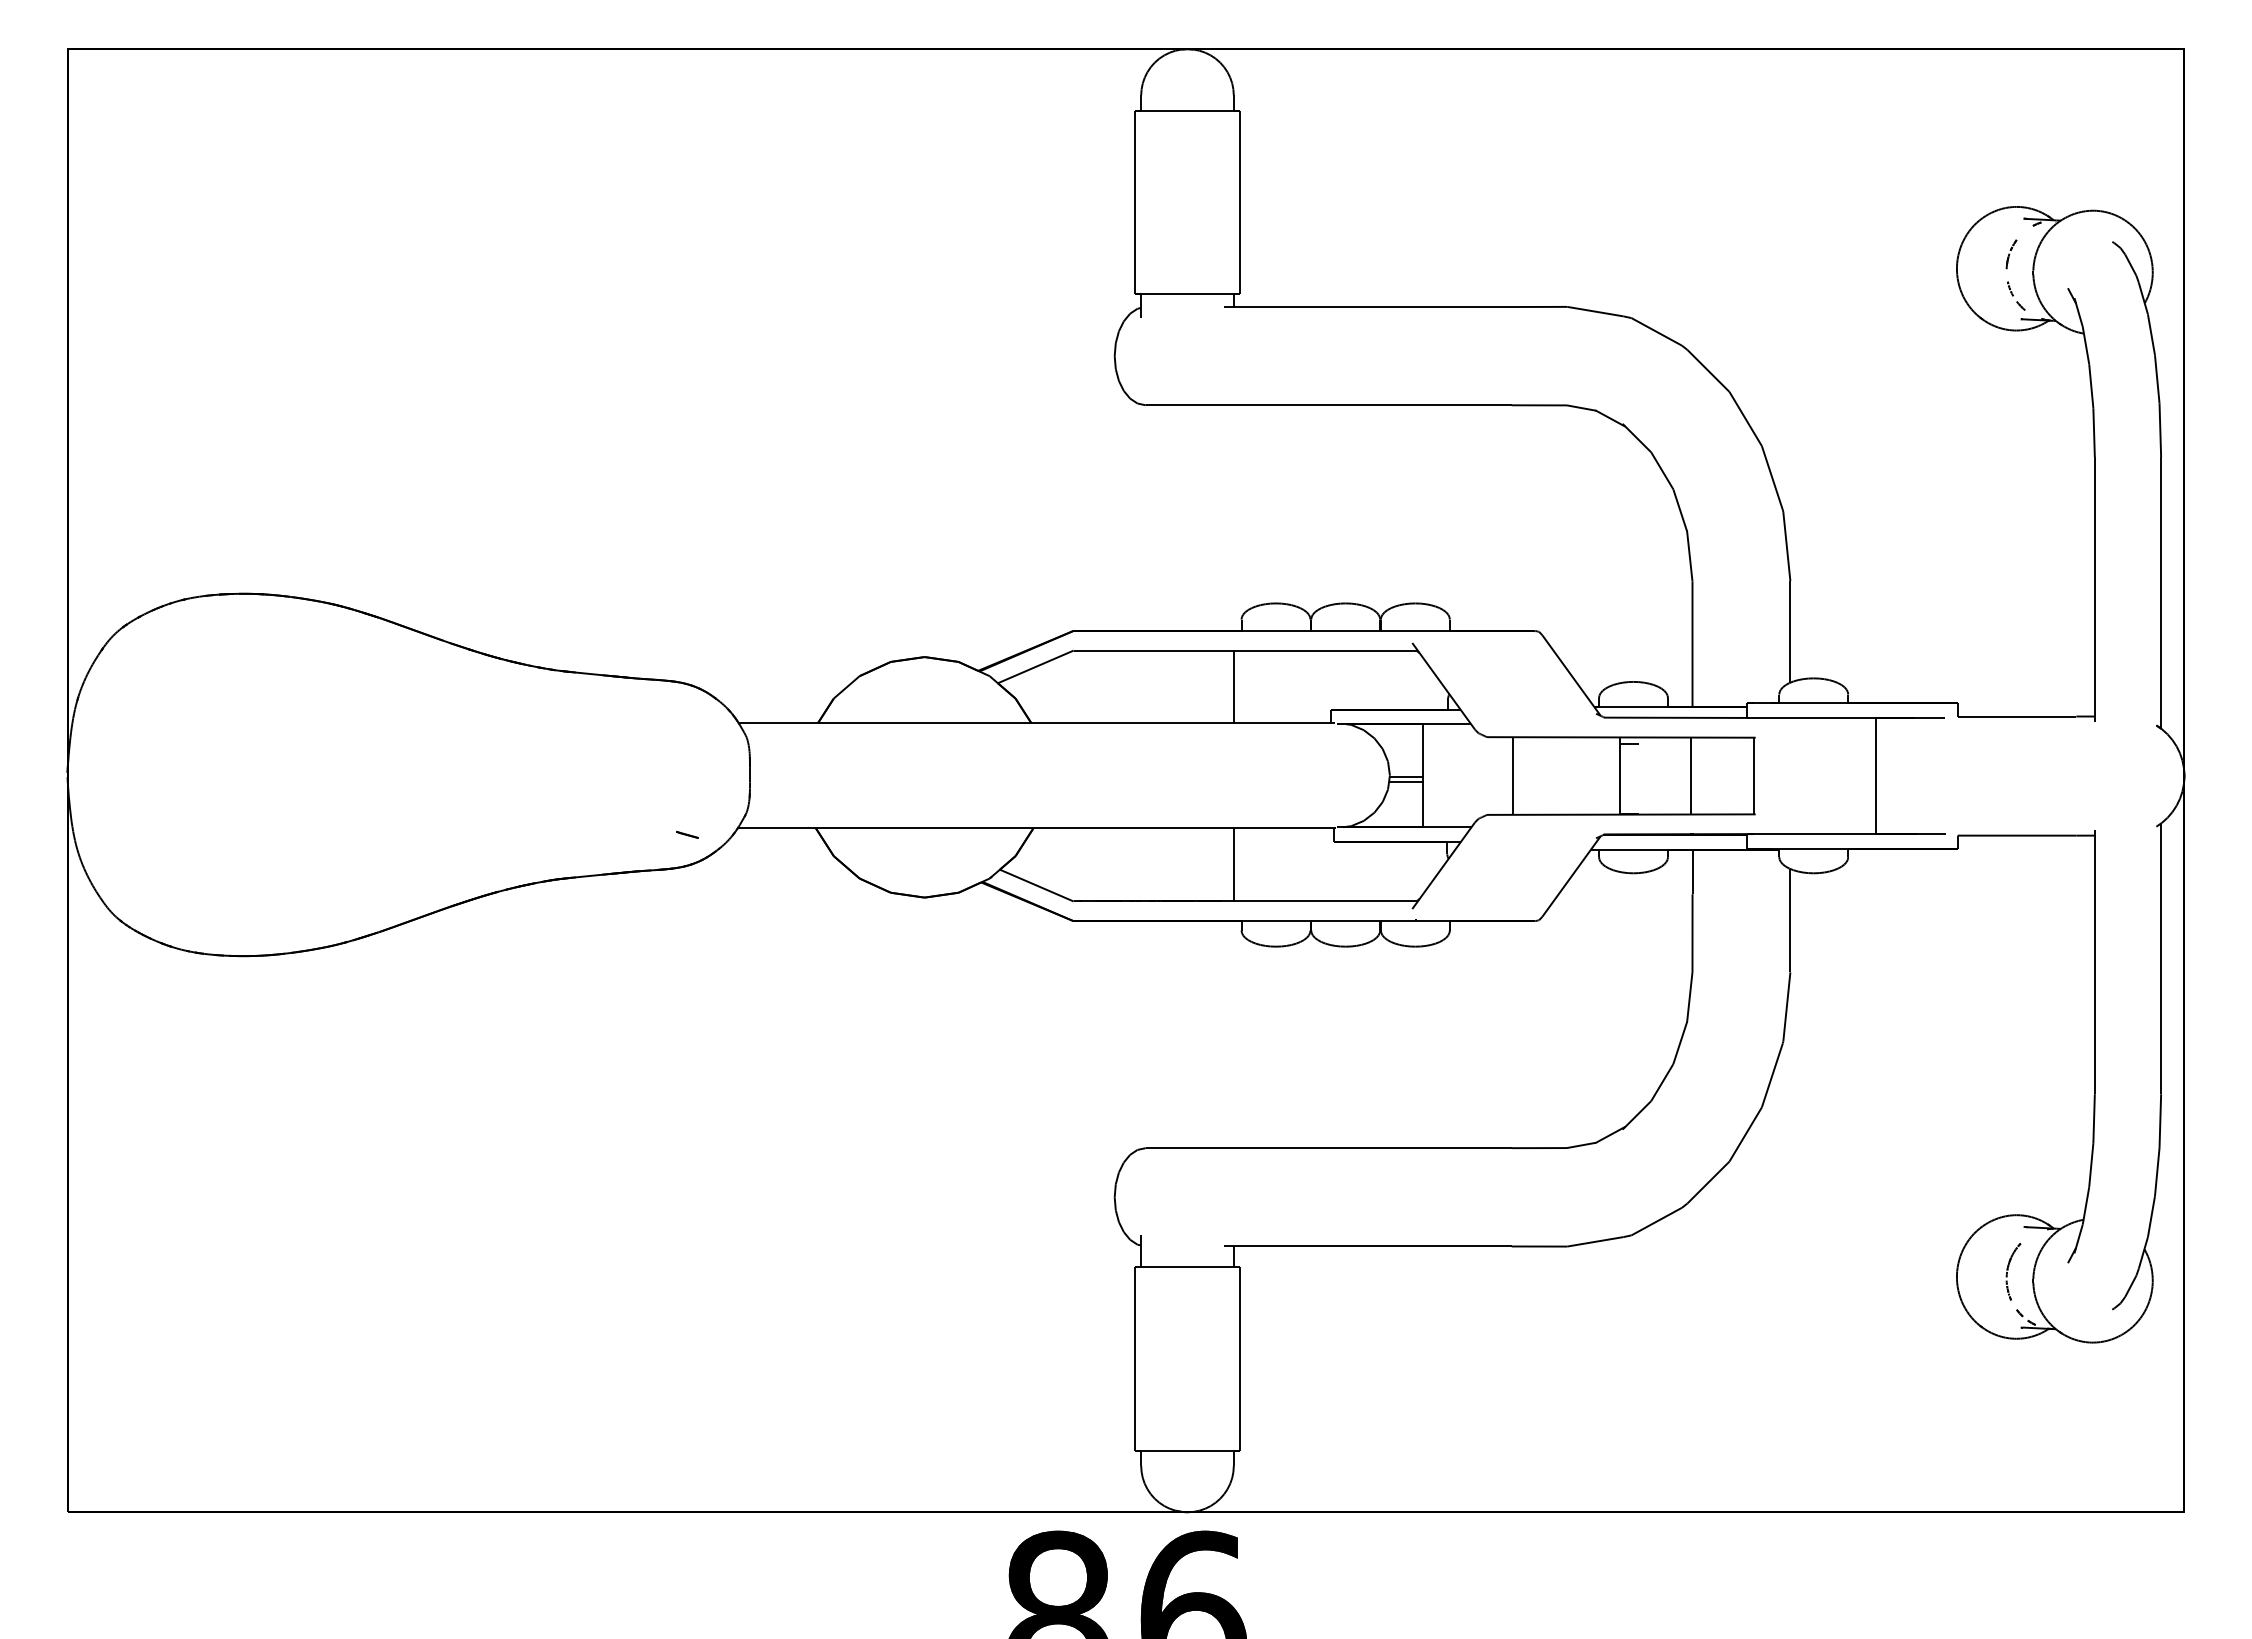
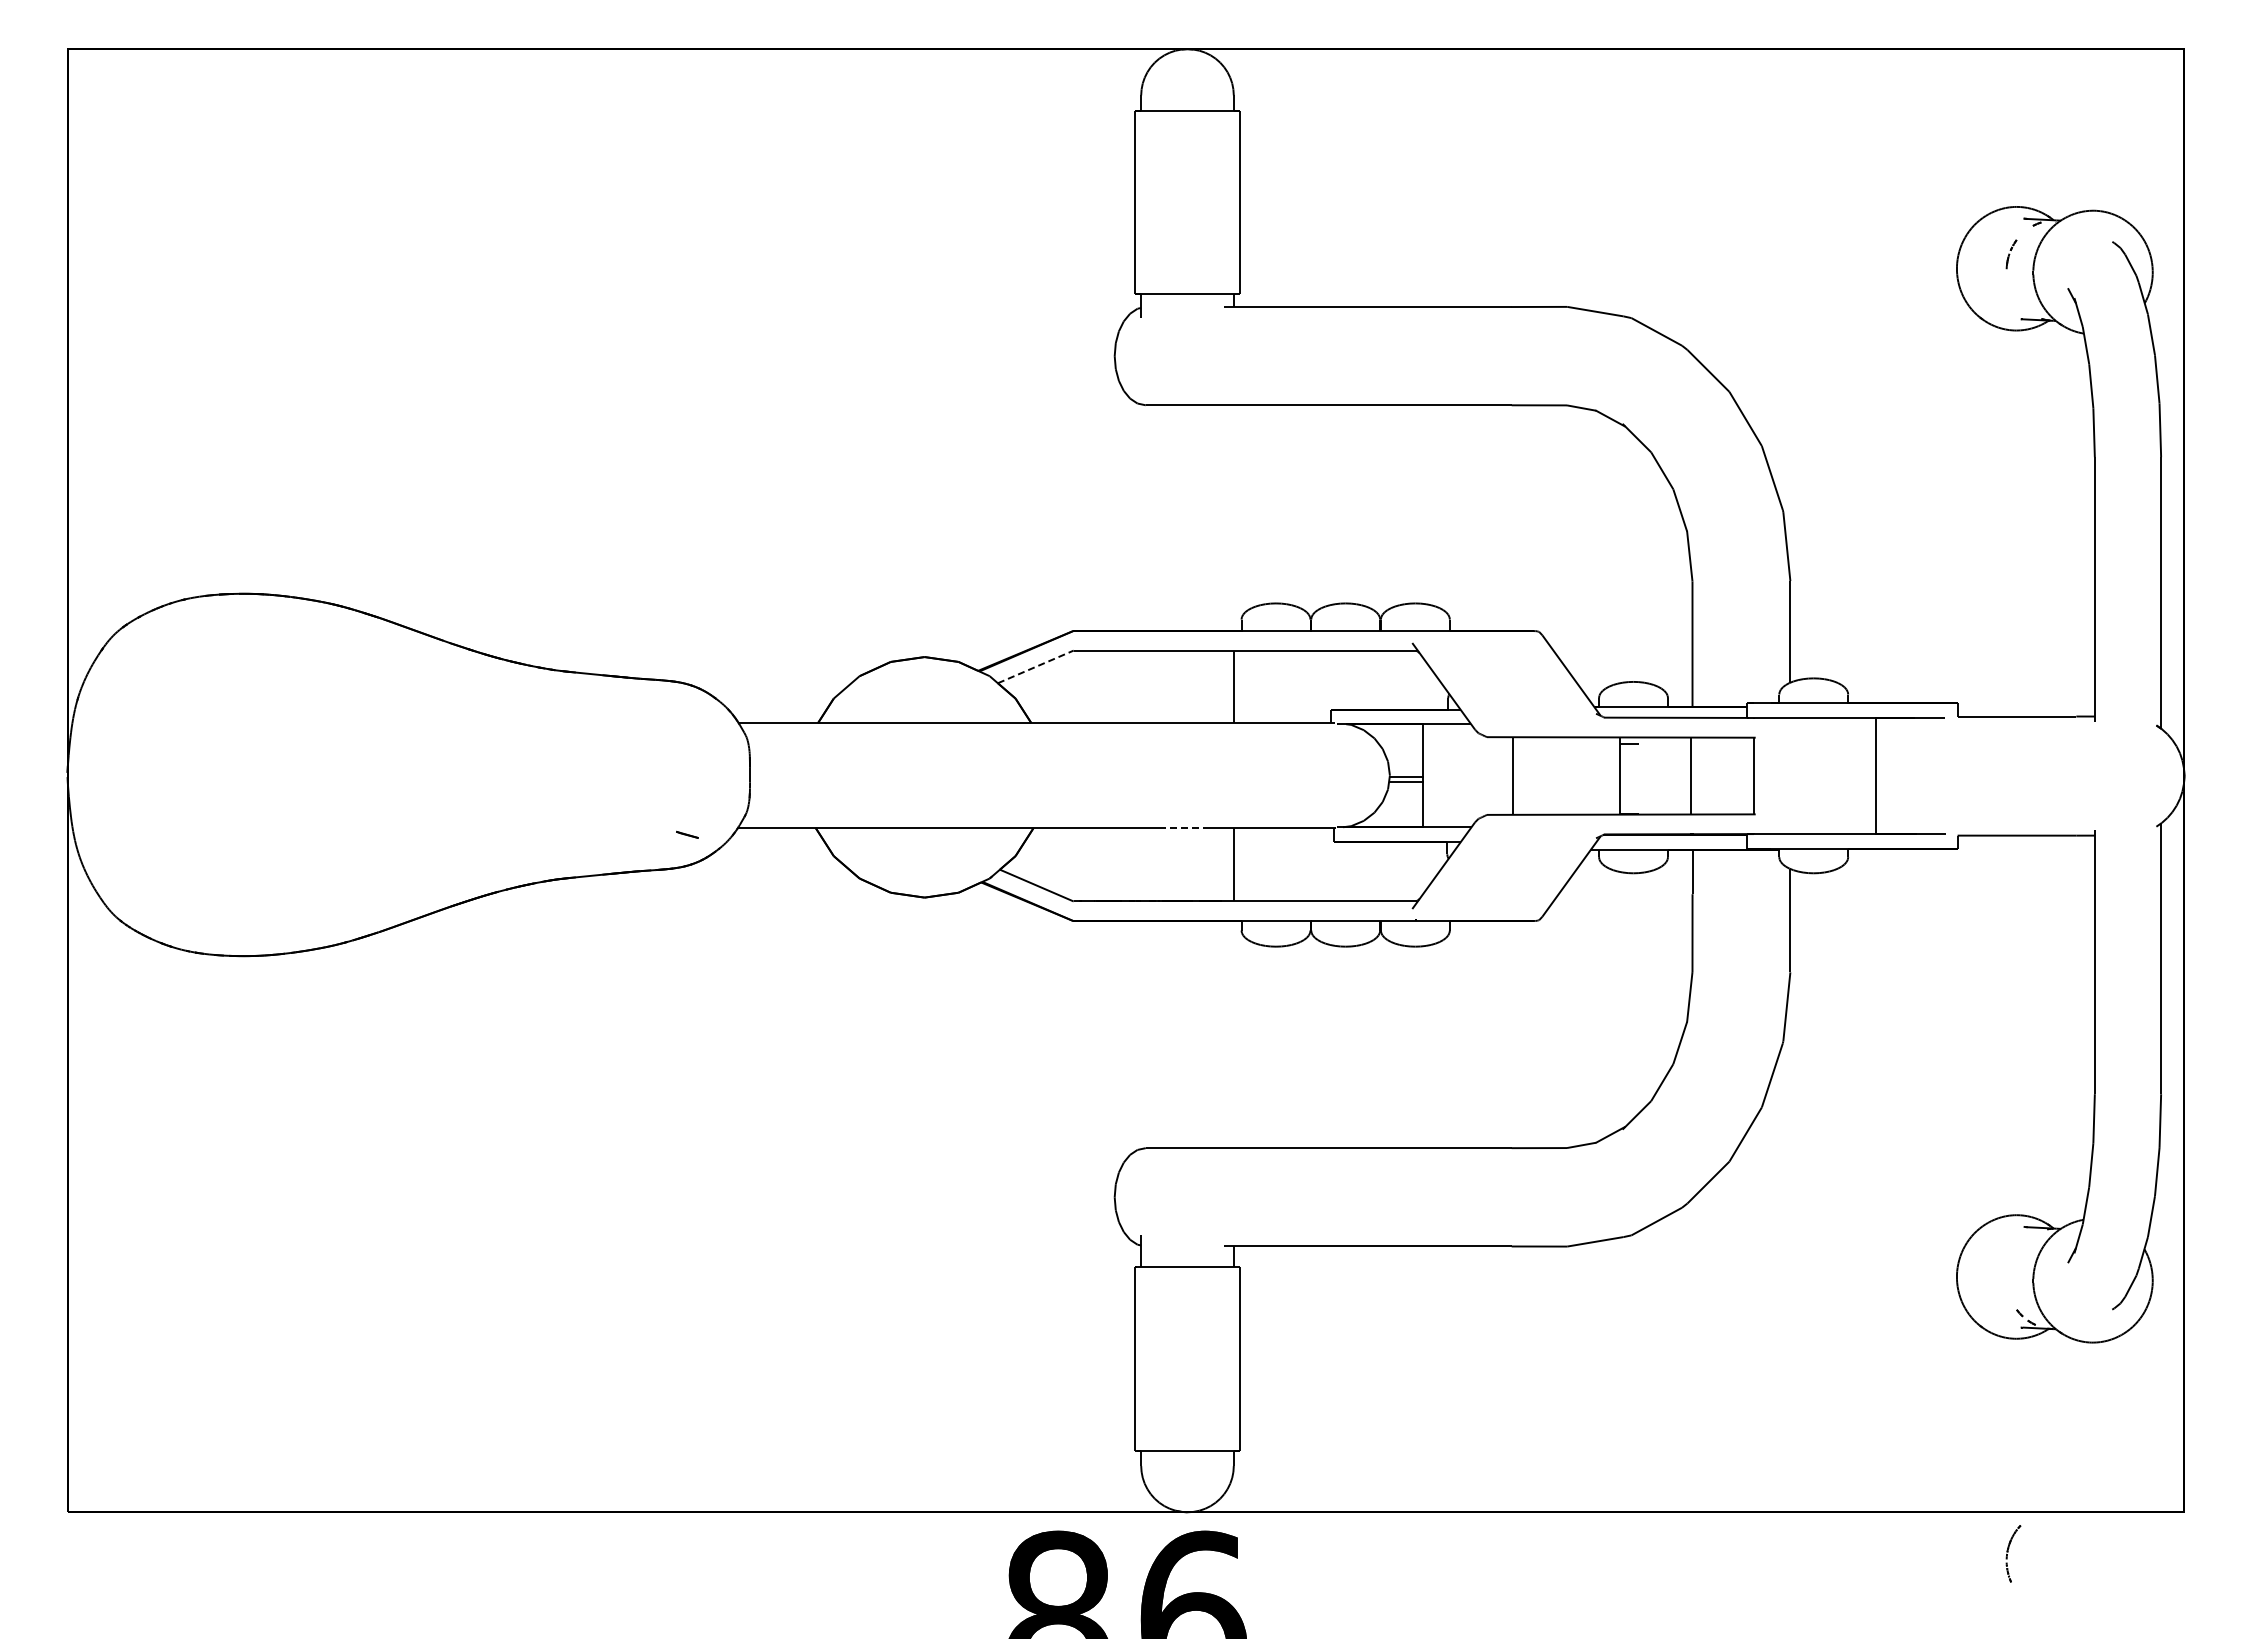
part: present -> none (2016, 295)
line: solid -> dashed (1036, 666)
line: solid -> dashed (1185, 828)
part position: (2013, 1271) -> (2013, 1553) (2013, 1553)
